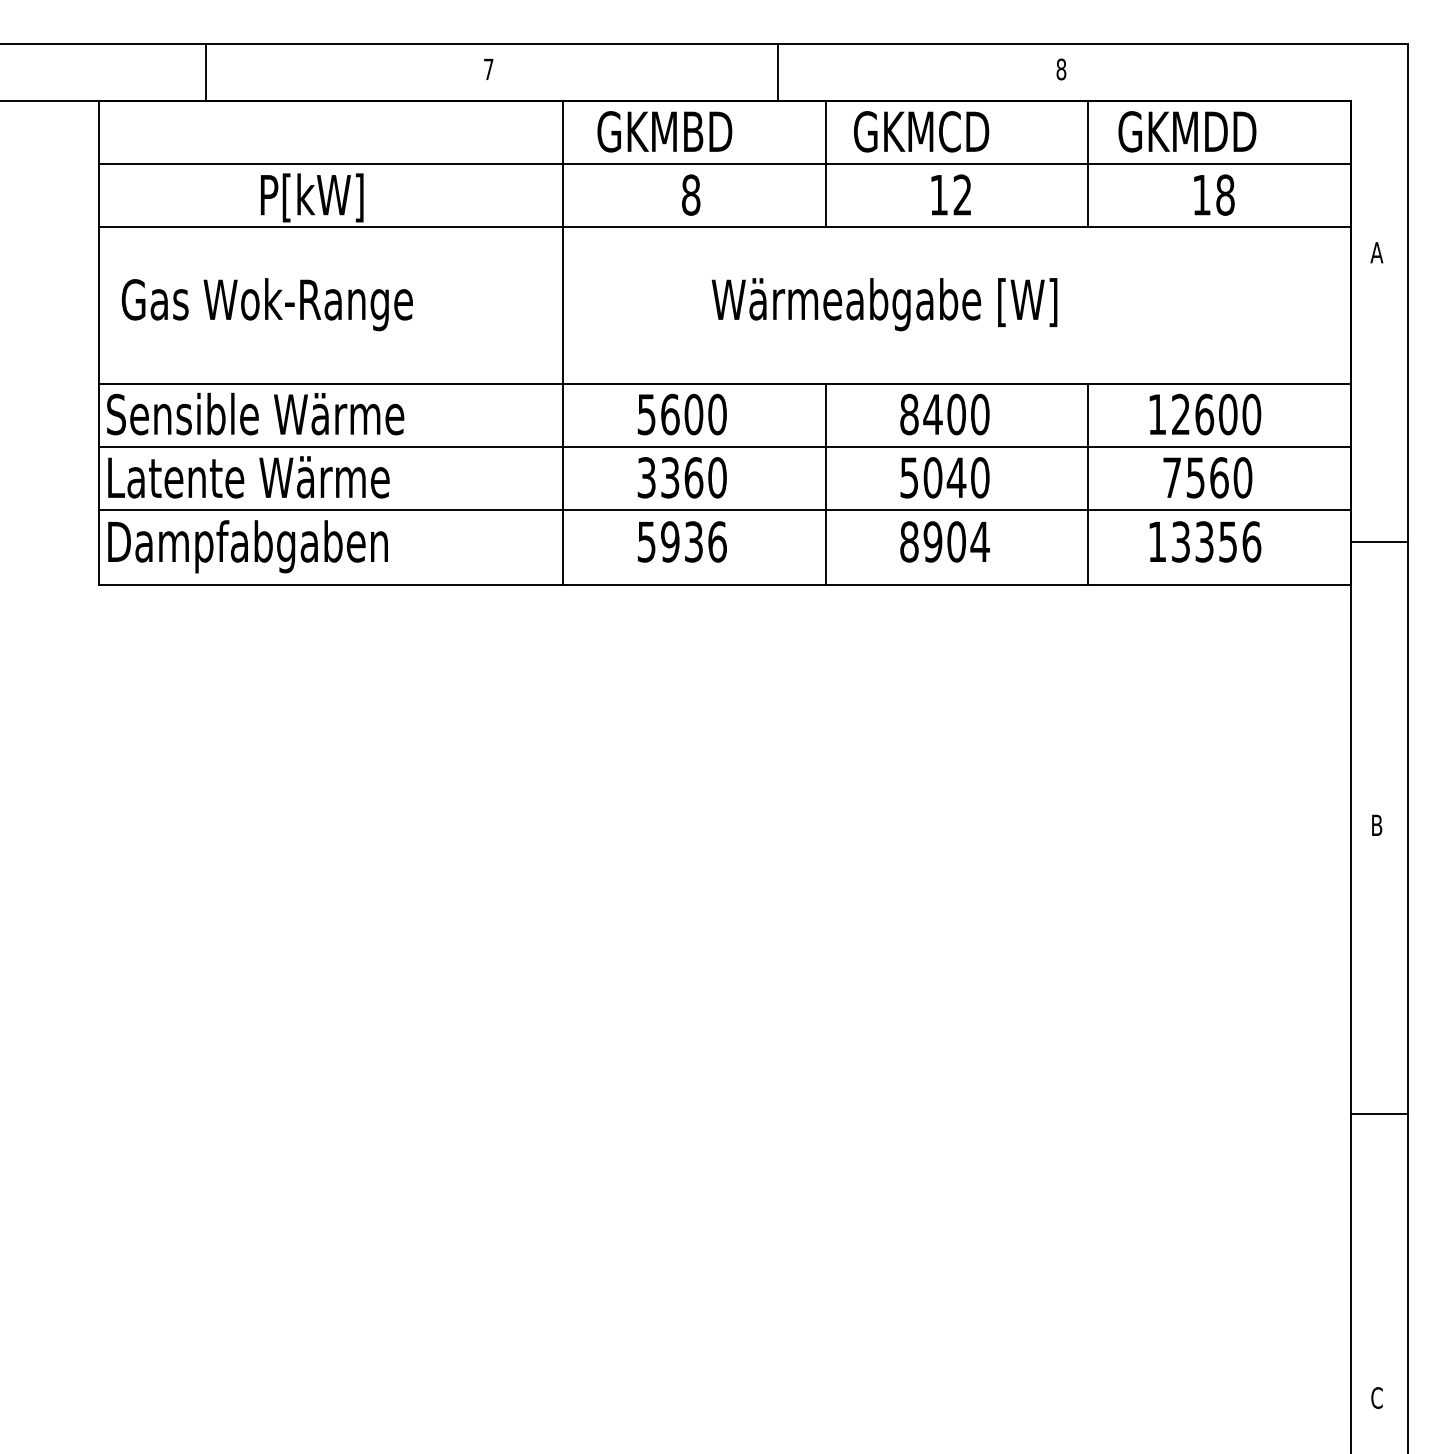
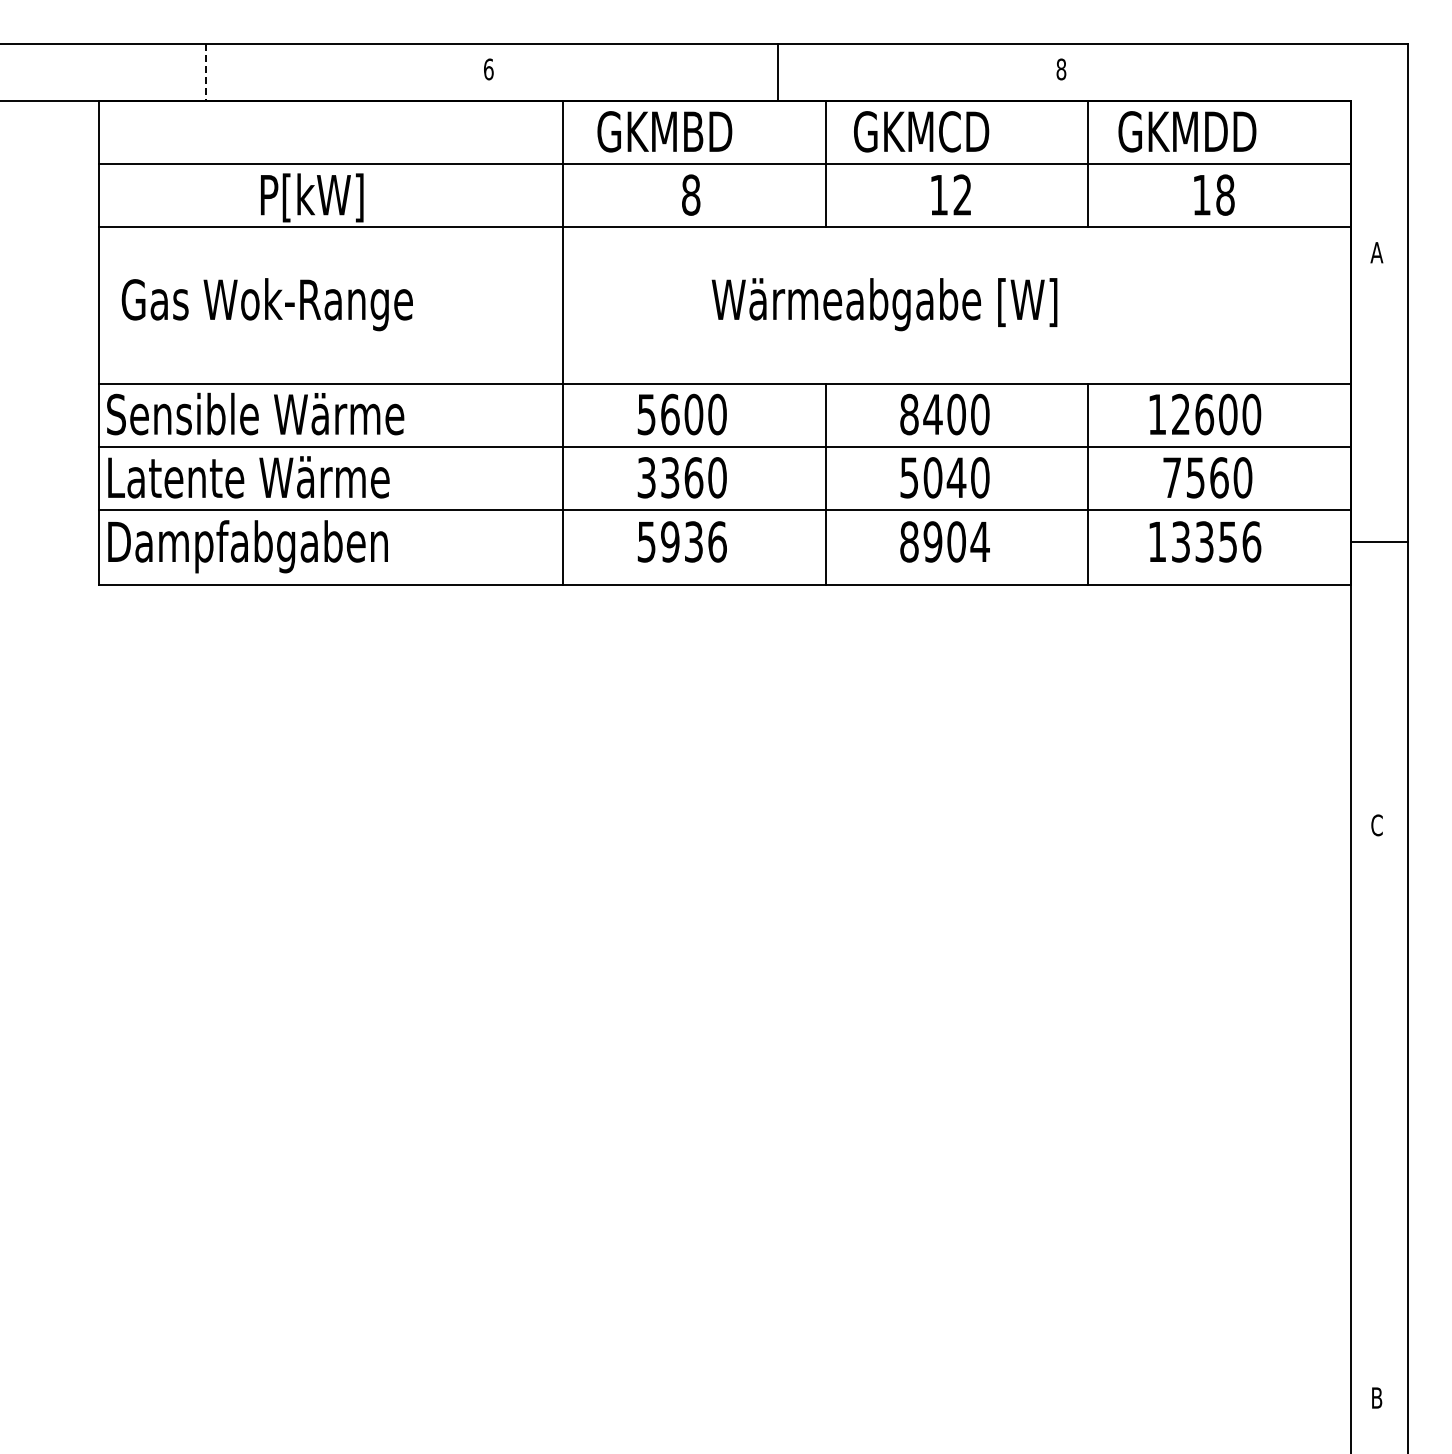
text: 7 -> 6 (488, 69)
line: solid -> dashed (205, 72)
text: B -> C (1376, 825)
line: present -> none (1379, 1114)
text: C -> B (1376, 1397)
